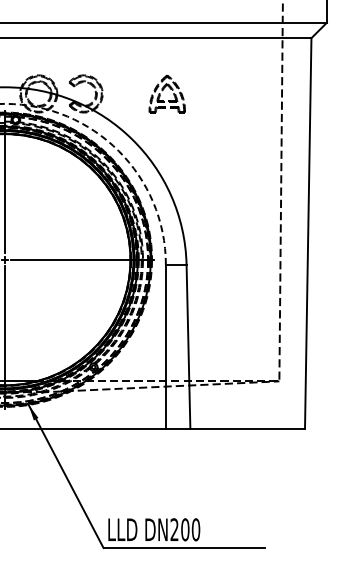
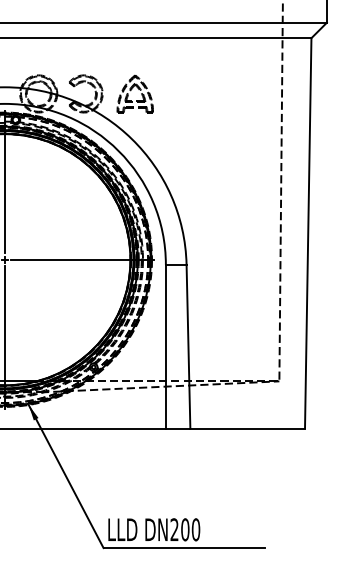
part position: (166, 93) -> (134, 93) (134, 93)
arc: dashed -> solid (116, 149)
